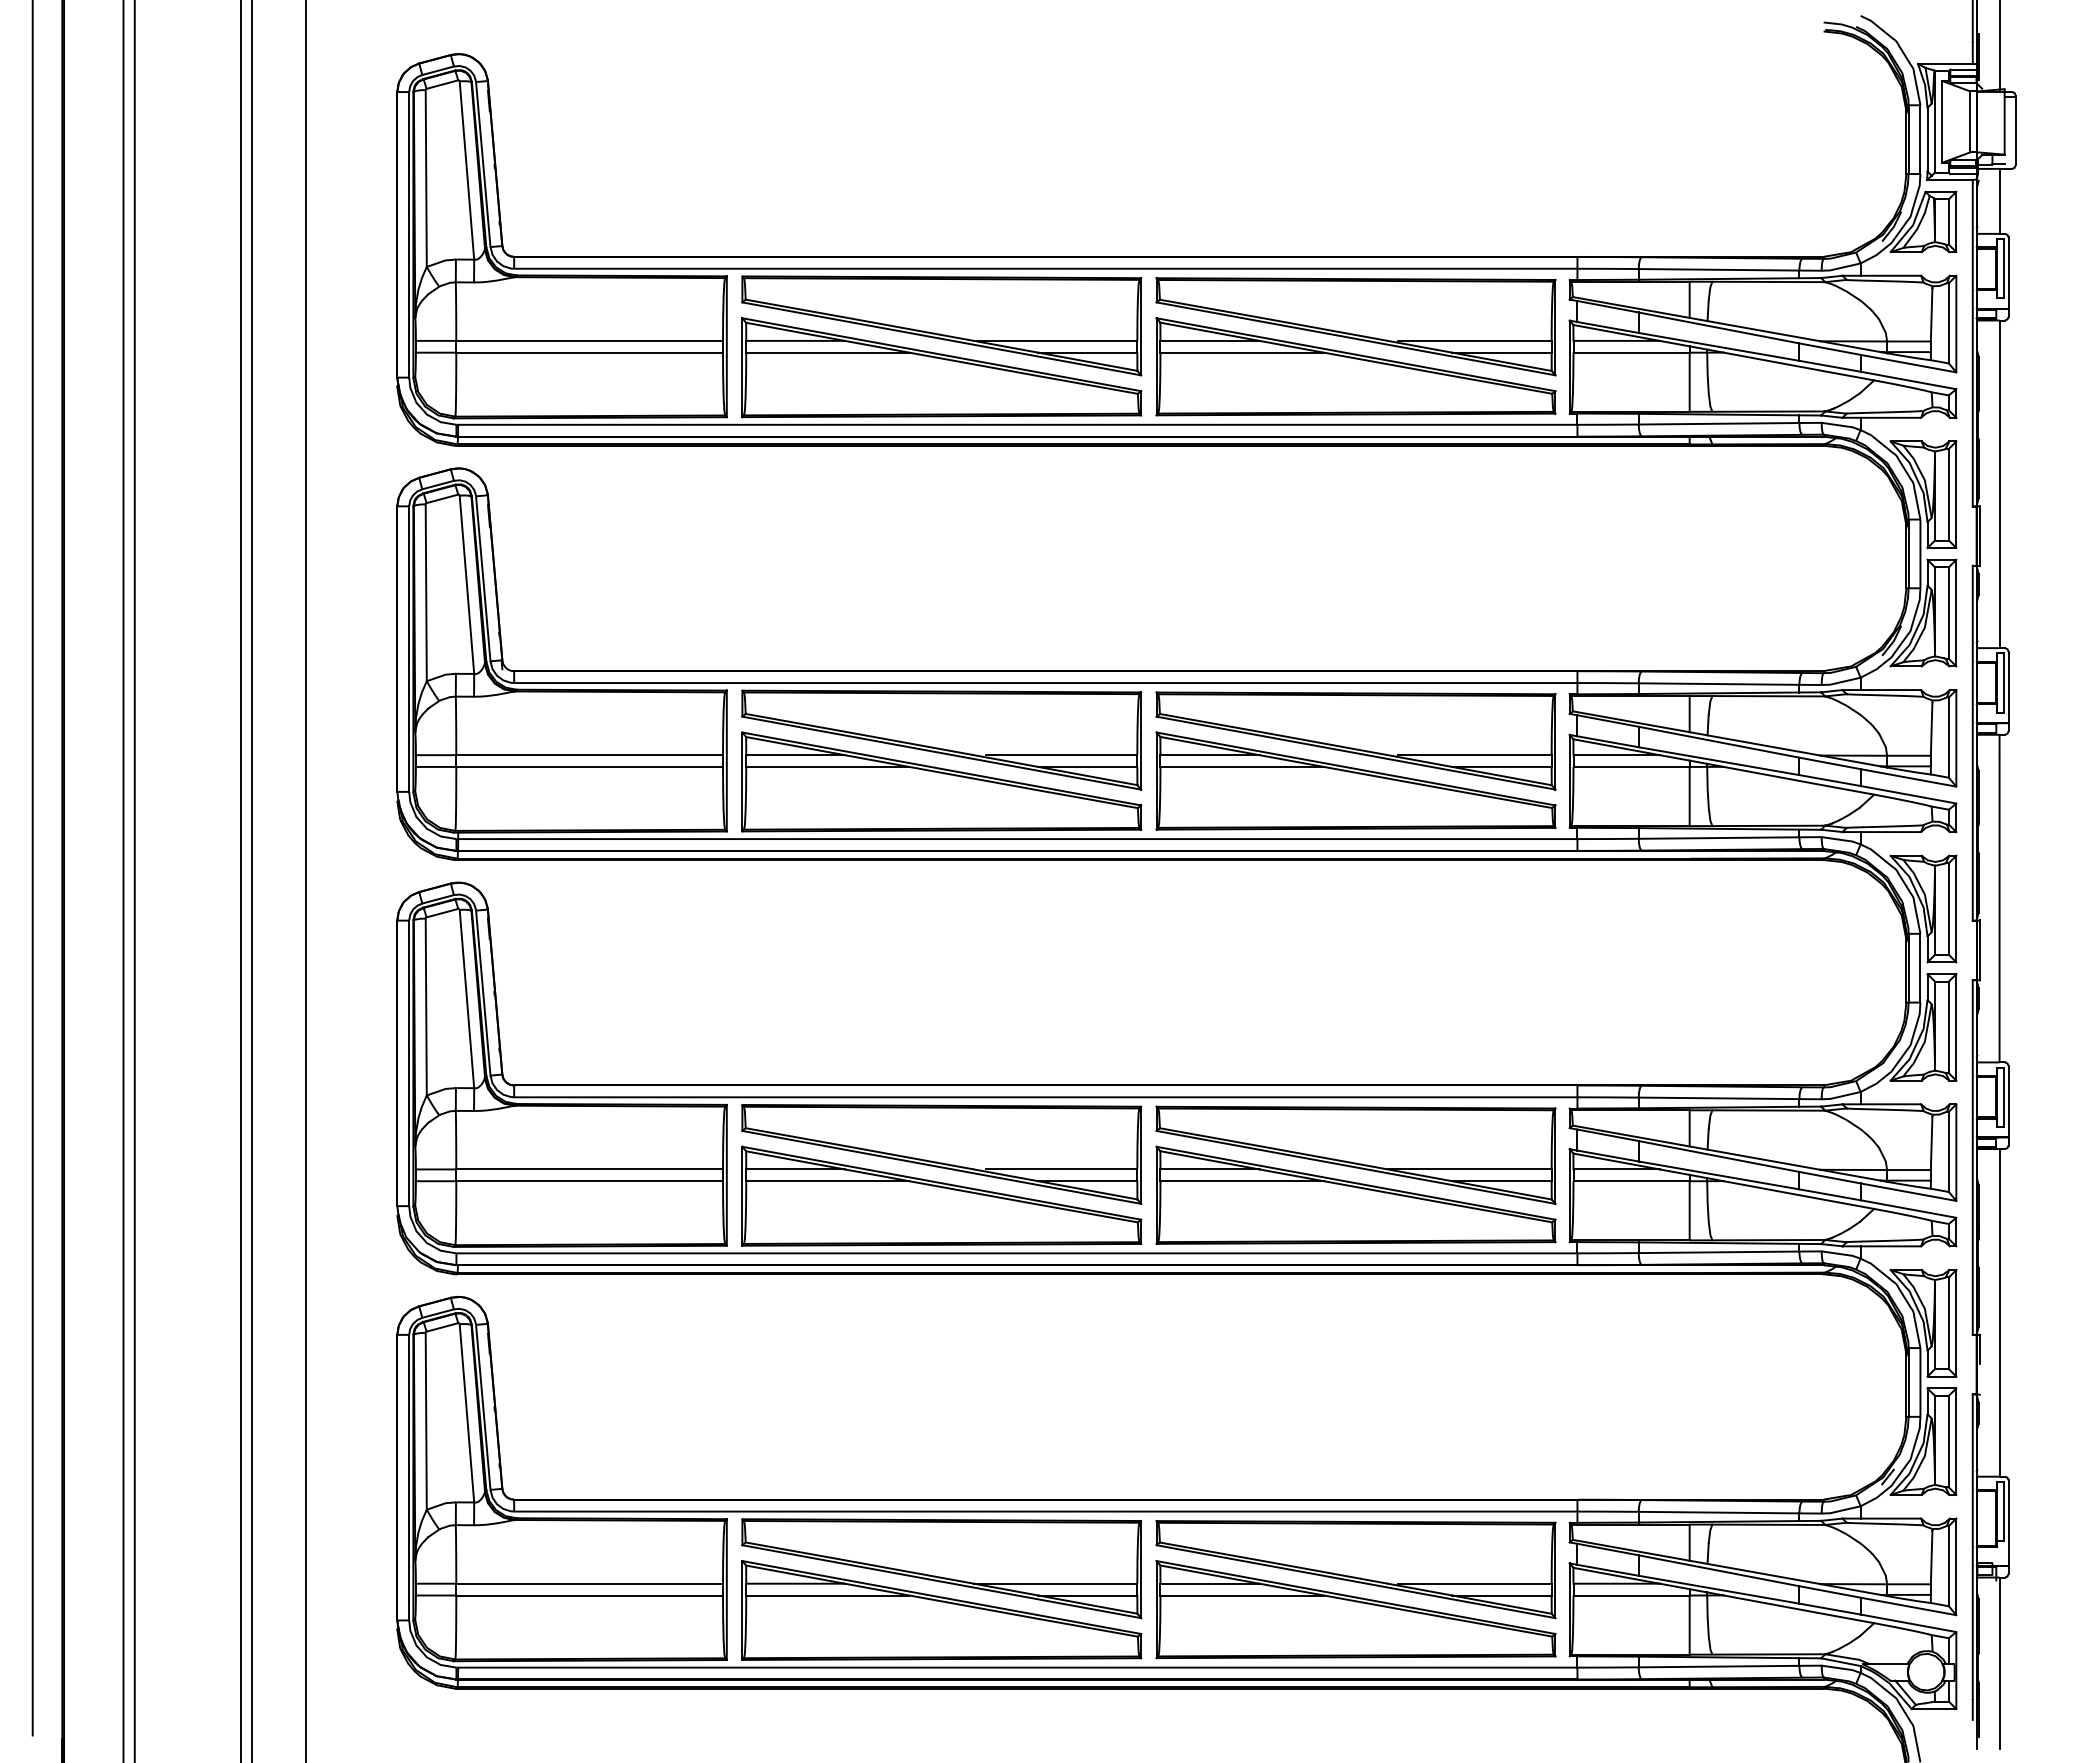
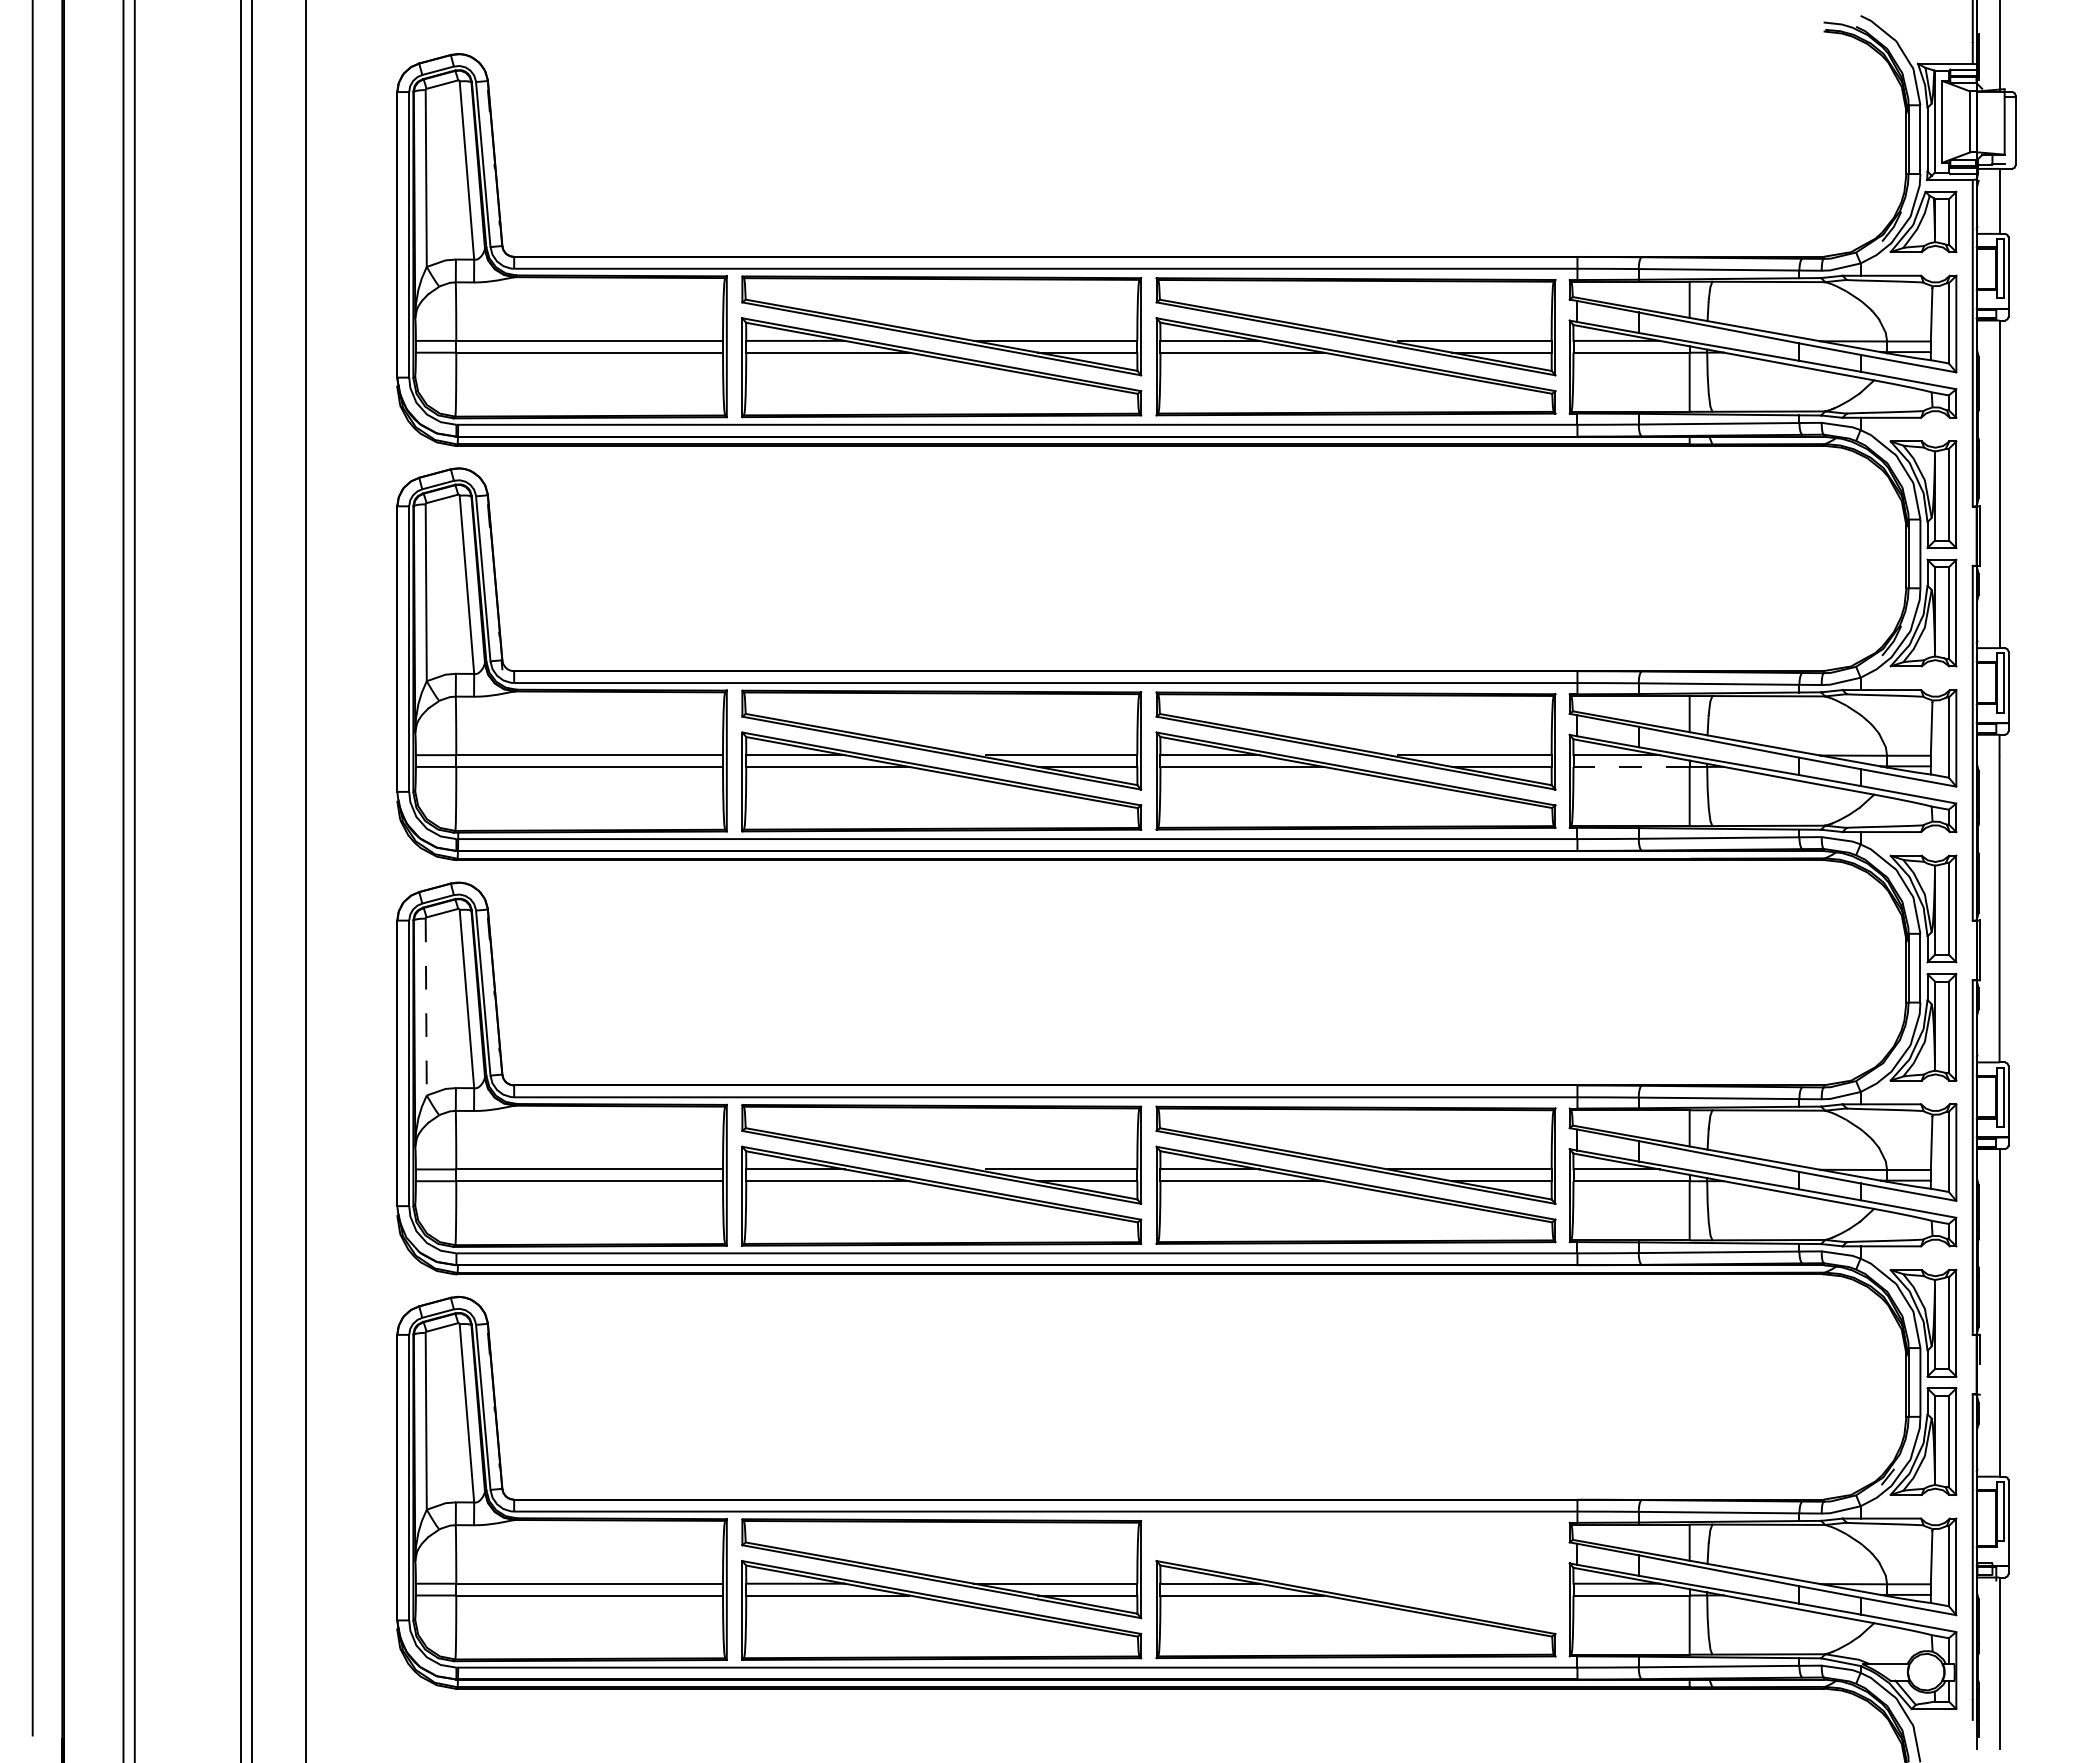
line: solid -> dashed (1631, 766)
line: solid -> dashed (426, 1007)
part: present -> none (1355, 1569)
